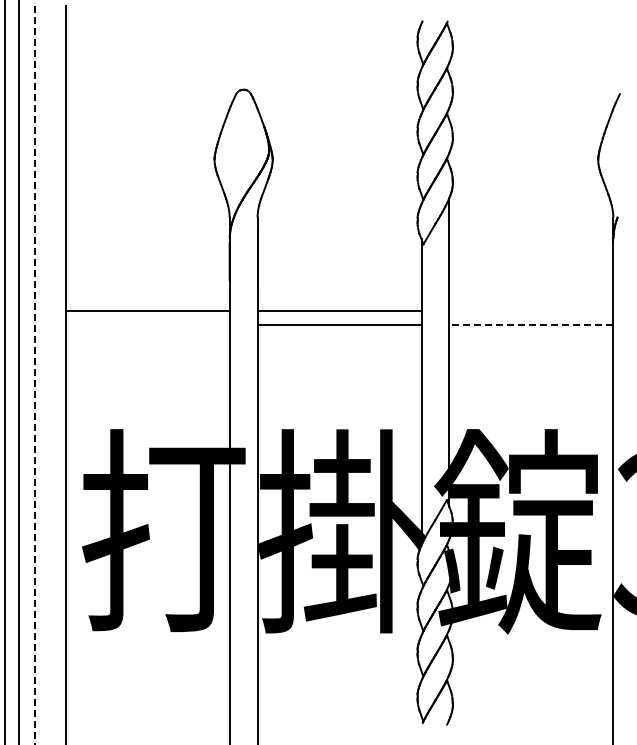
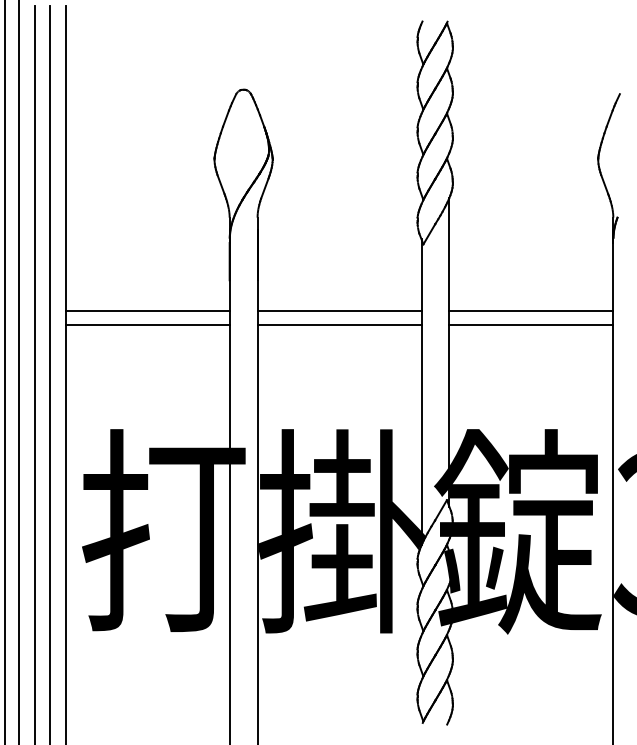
line: none -> present (531, 310)
line: none -> present (147, 324)
line: dashed -> solid (531, 324)
line: none -> present (50, 373)
line: dashed -> solid (34, 375)
